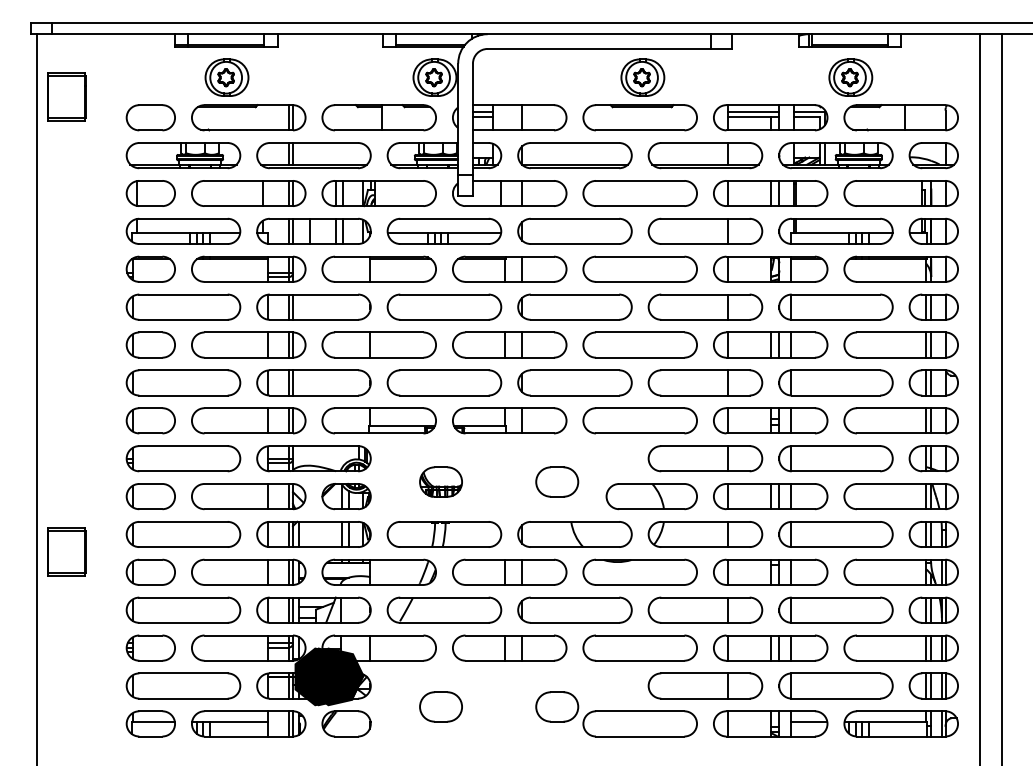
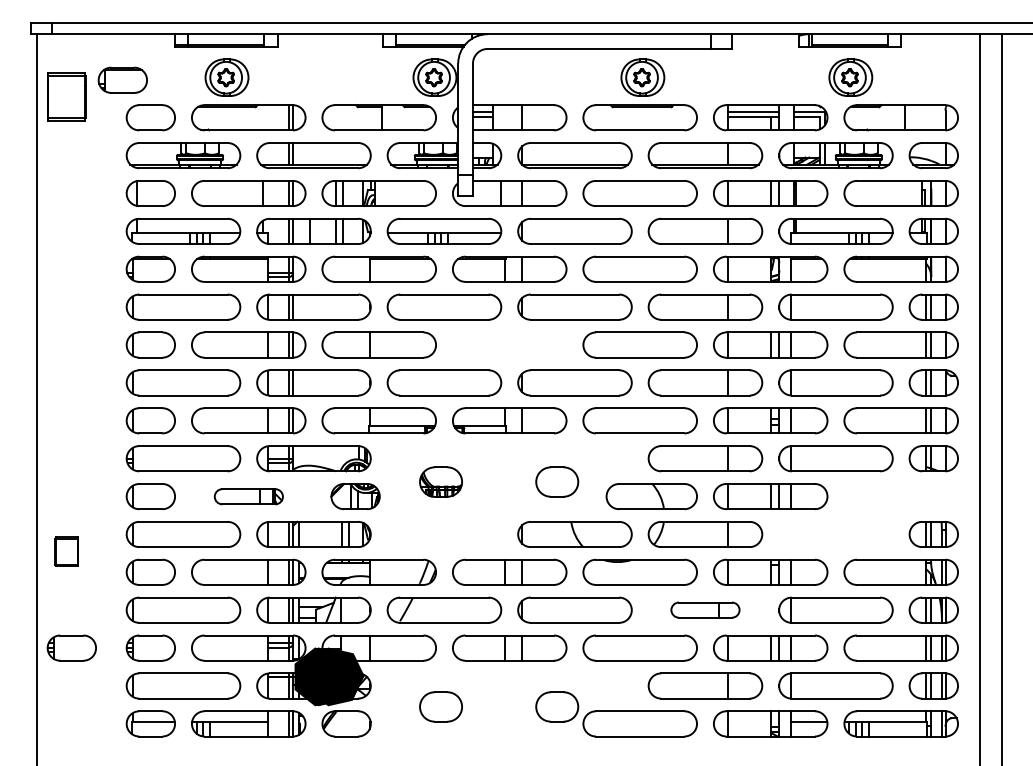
part: none -> present (122, 79)
part: present -> none (509, 344)
part size: 116x28 px -> 71x18 px (248, 496)
part position: (346, 496) -> (355, 496) (355, 496)
part: present -> none (900, 496)
part: present -> none (444, 534)
part: present -> none (835, 534)
part size: 40x50 px -> 25x31 px (66, 551)
part size: 117x28 px -> 71x18 px (705, 609)
part: none -> present (71, 647)
